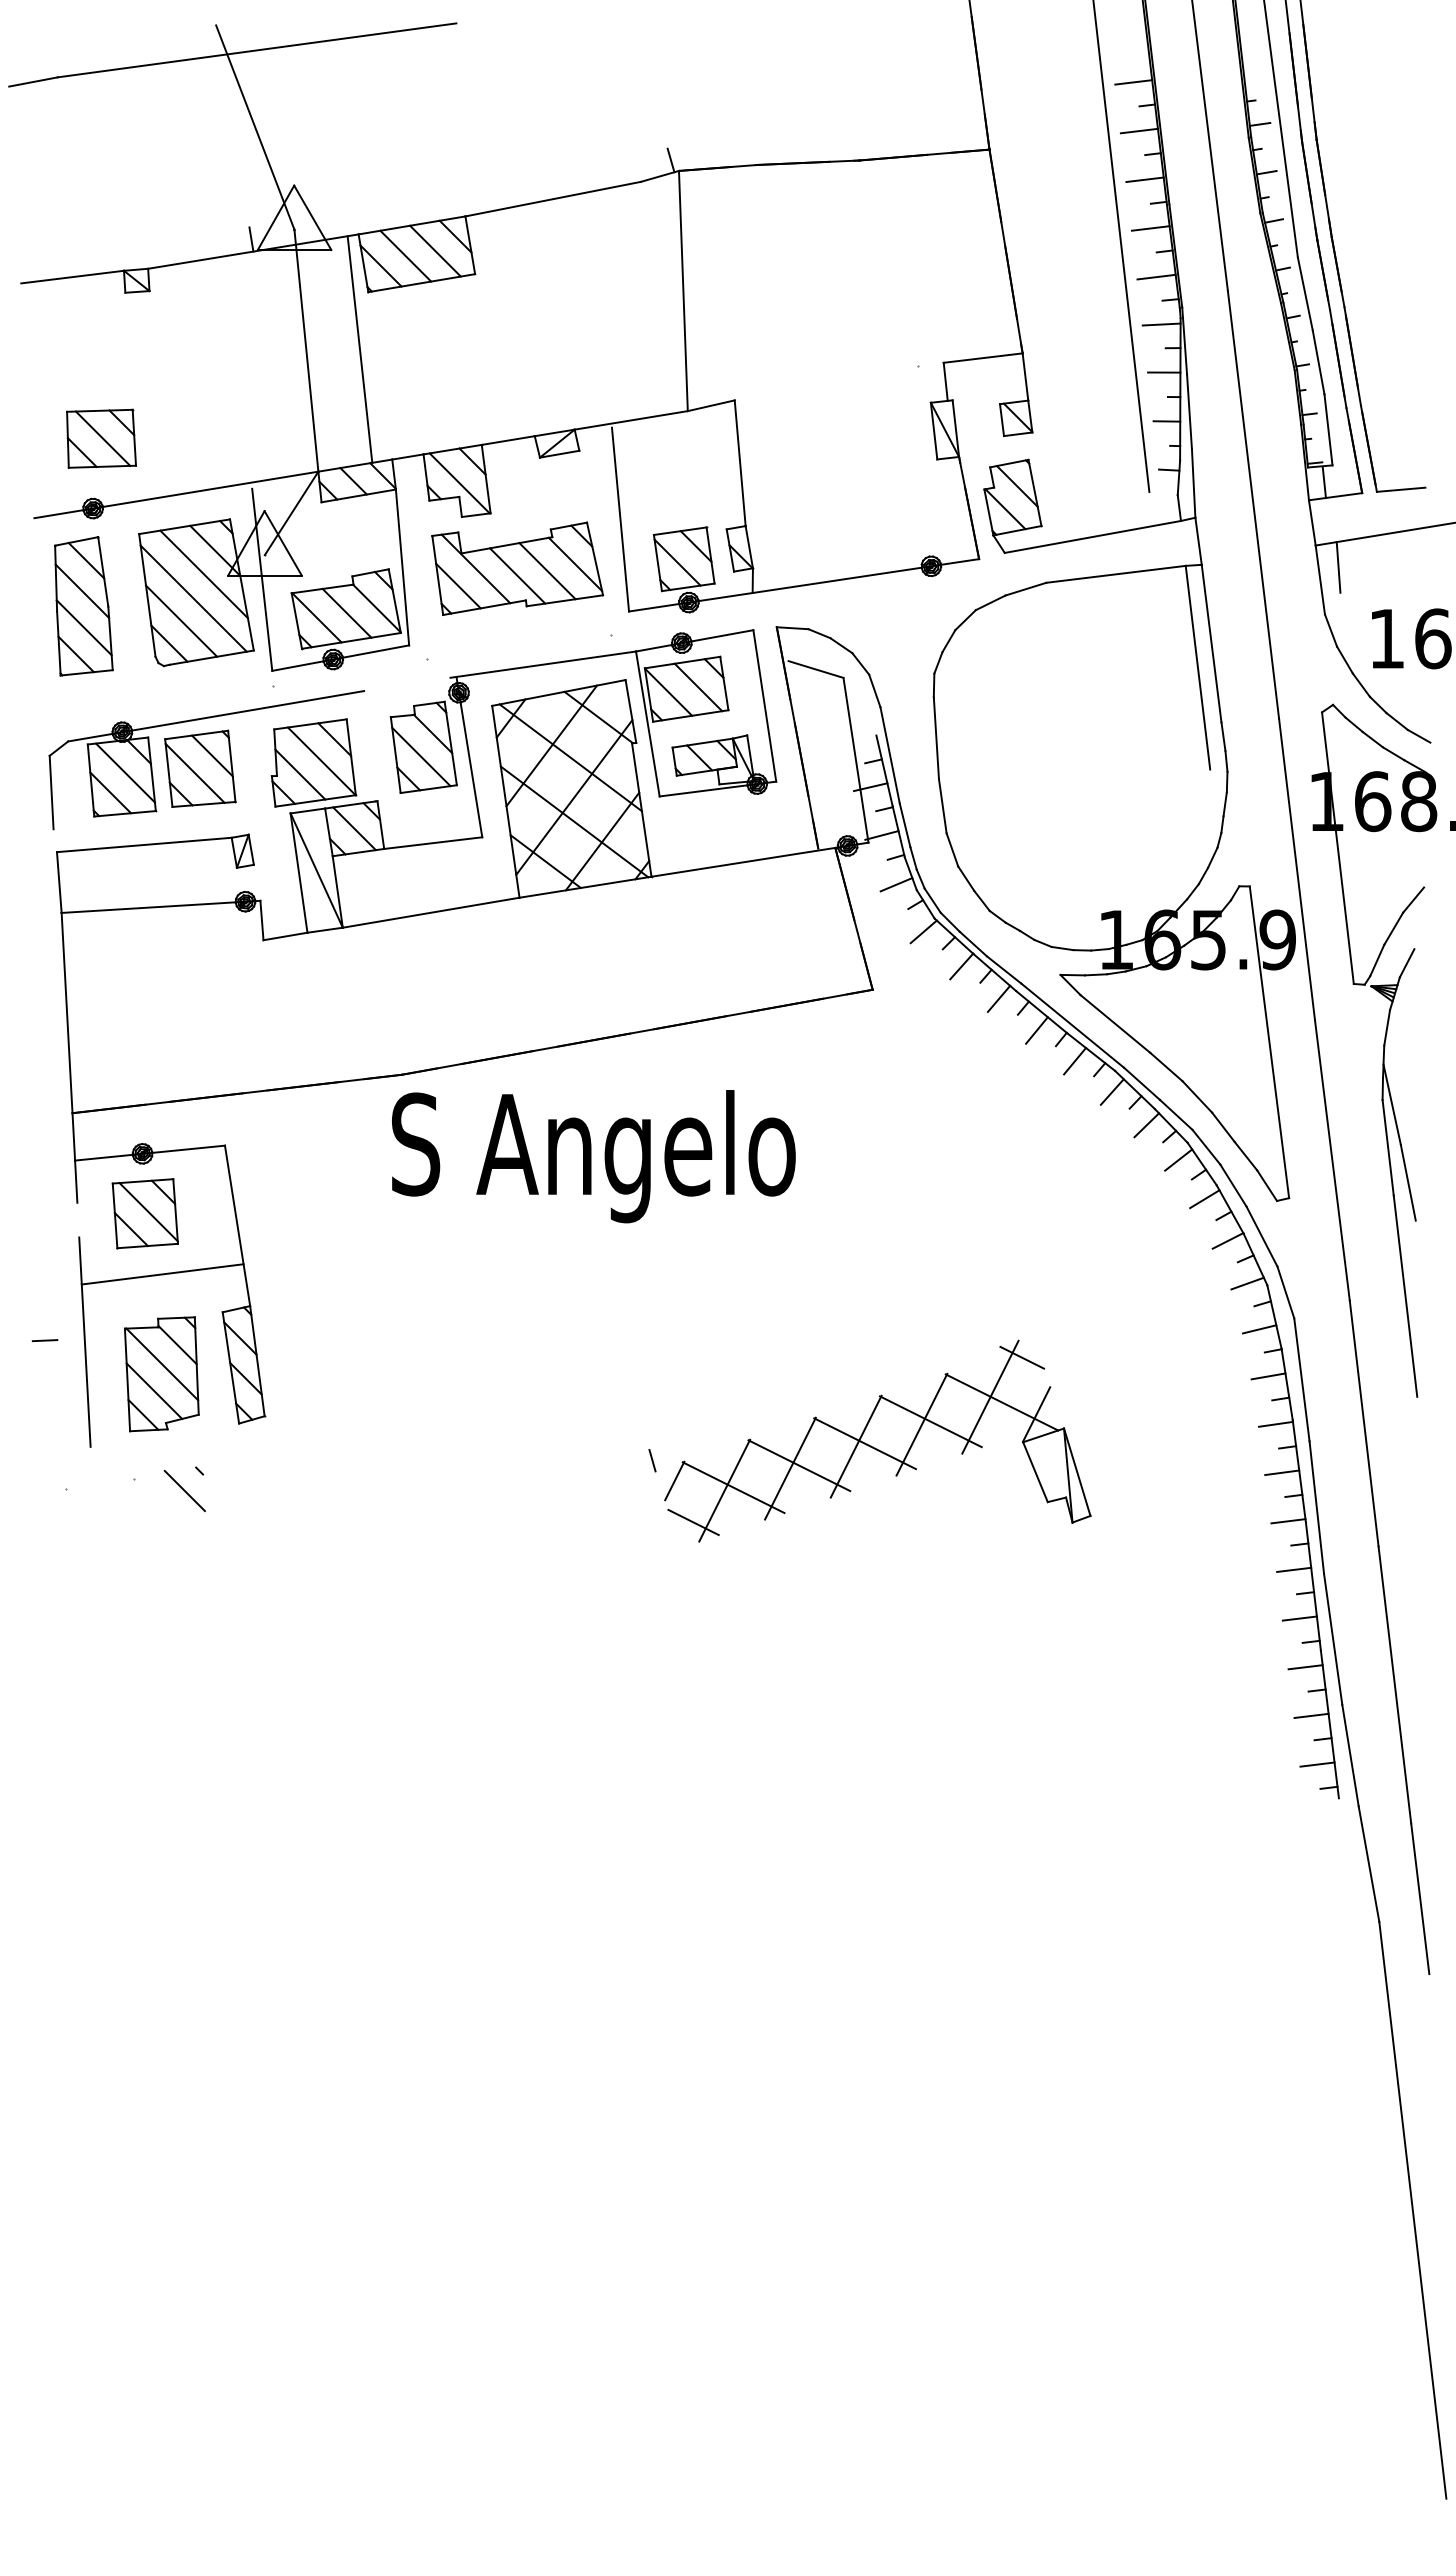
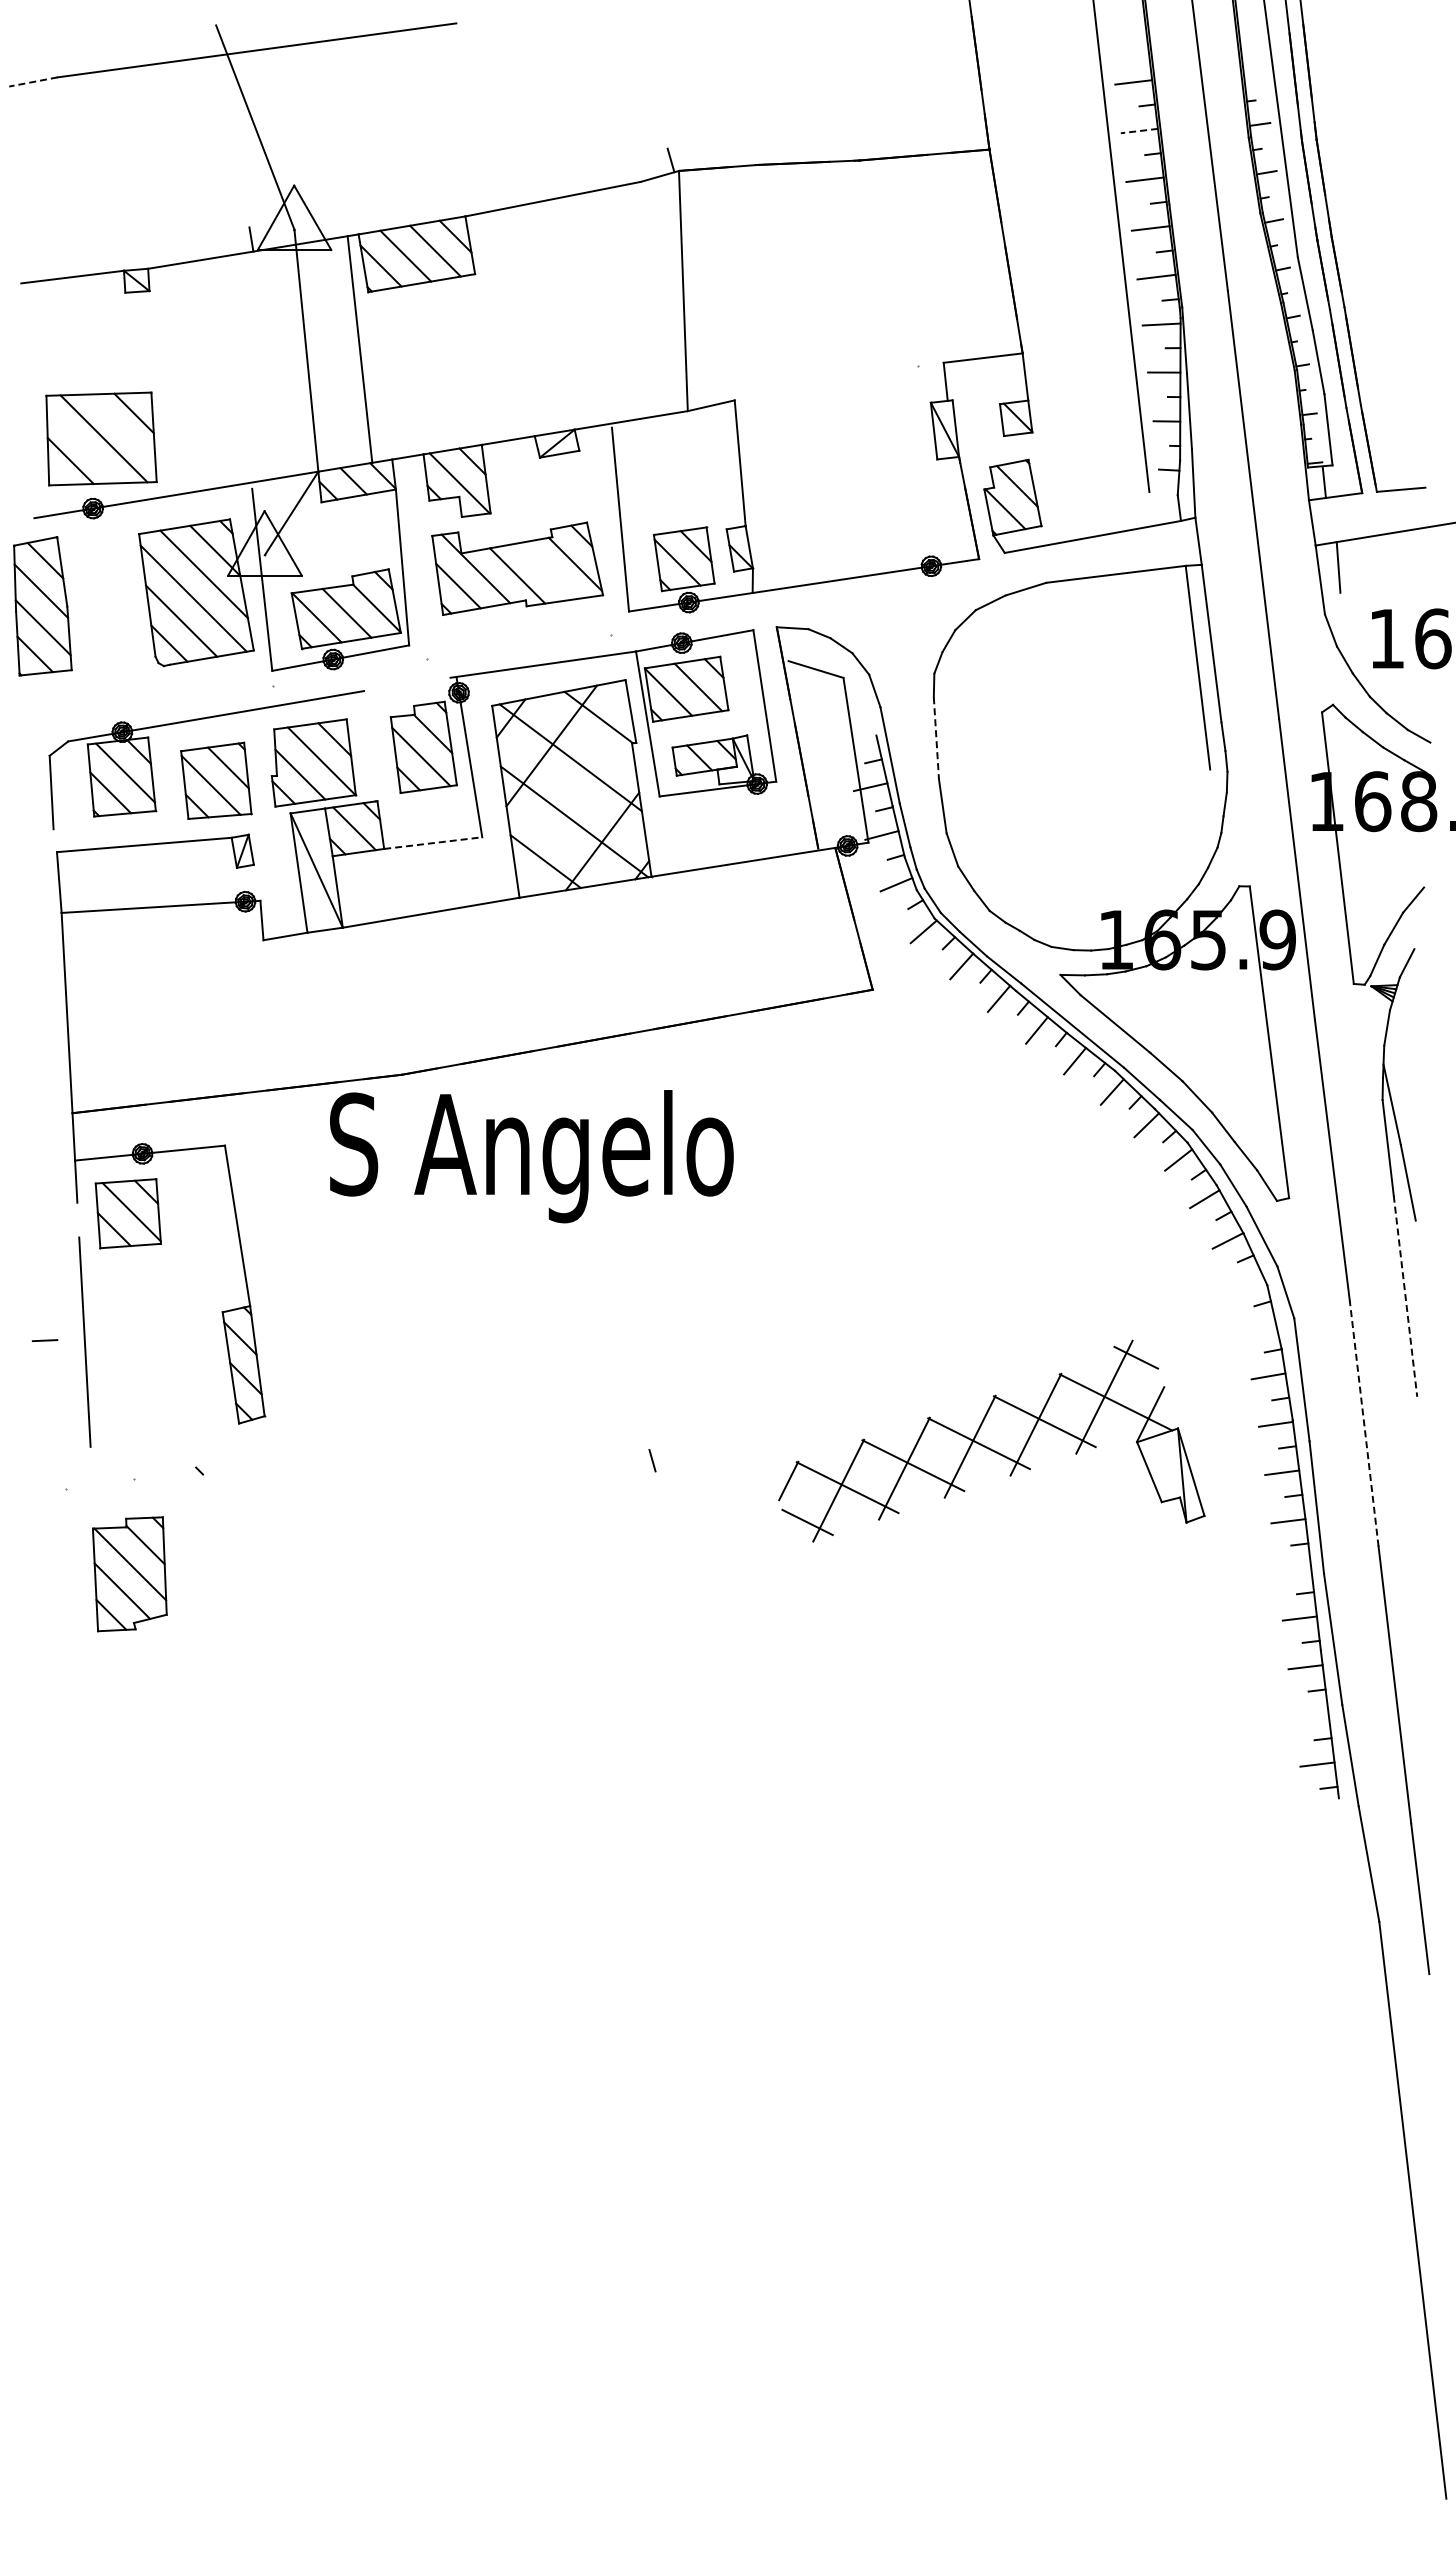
line: solid -> dashed (33, 81)
line: solid -> dashed (1139, 131)
part size: 71x61 px -> 113x96 px (101, 438)
line: present -> none (547, 571)
part position: (83, 606) -> (42, 606) (42, 606)
line: solid -> dashed (936, 738)
part position: (200, 768) -> (216, 780) (216, 780)
line: present -> none (574, 797)
line: solid -> dashed (433, 843)
text position: (593, 1156) -> (531, 1156) (531, 1156)
part position: (144, 1213) -> (127, 1213) (127, 1213)
line: present -> none (162, 1274)
line: present -> none (1247, 1283)
line: solid -> dashed (1405, 1296)
line: present -> none (1259, 1329)
part position: (161, 1374) -> (129, 1574) (129, 1574)
line: solid -> dashed (1364, 1423)
part position: (877, 1440) -> (991, 1440) (991, 1440)
line: present -> none (184, 1490)
line: present -> none (1294, 1569)
line: present -> none (1311, 1715)
